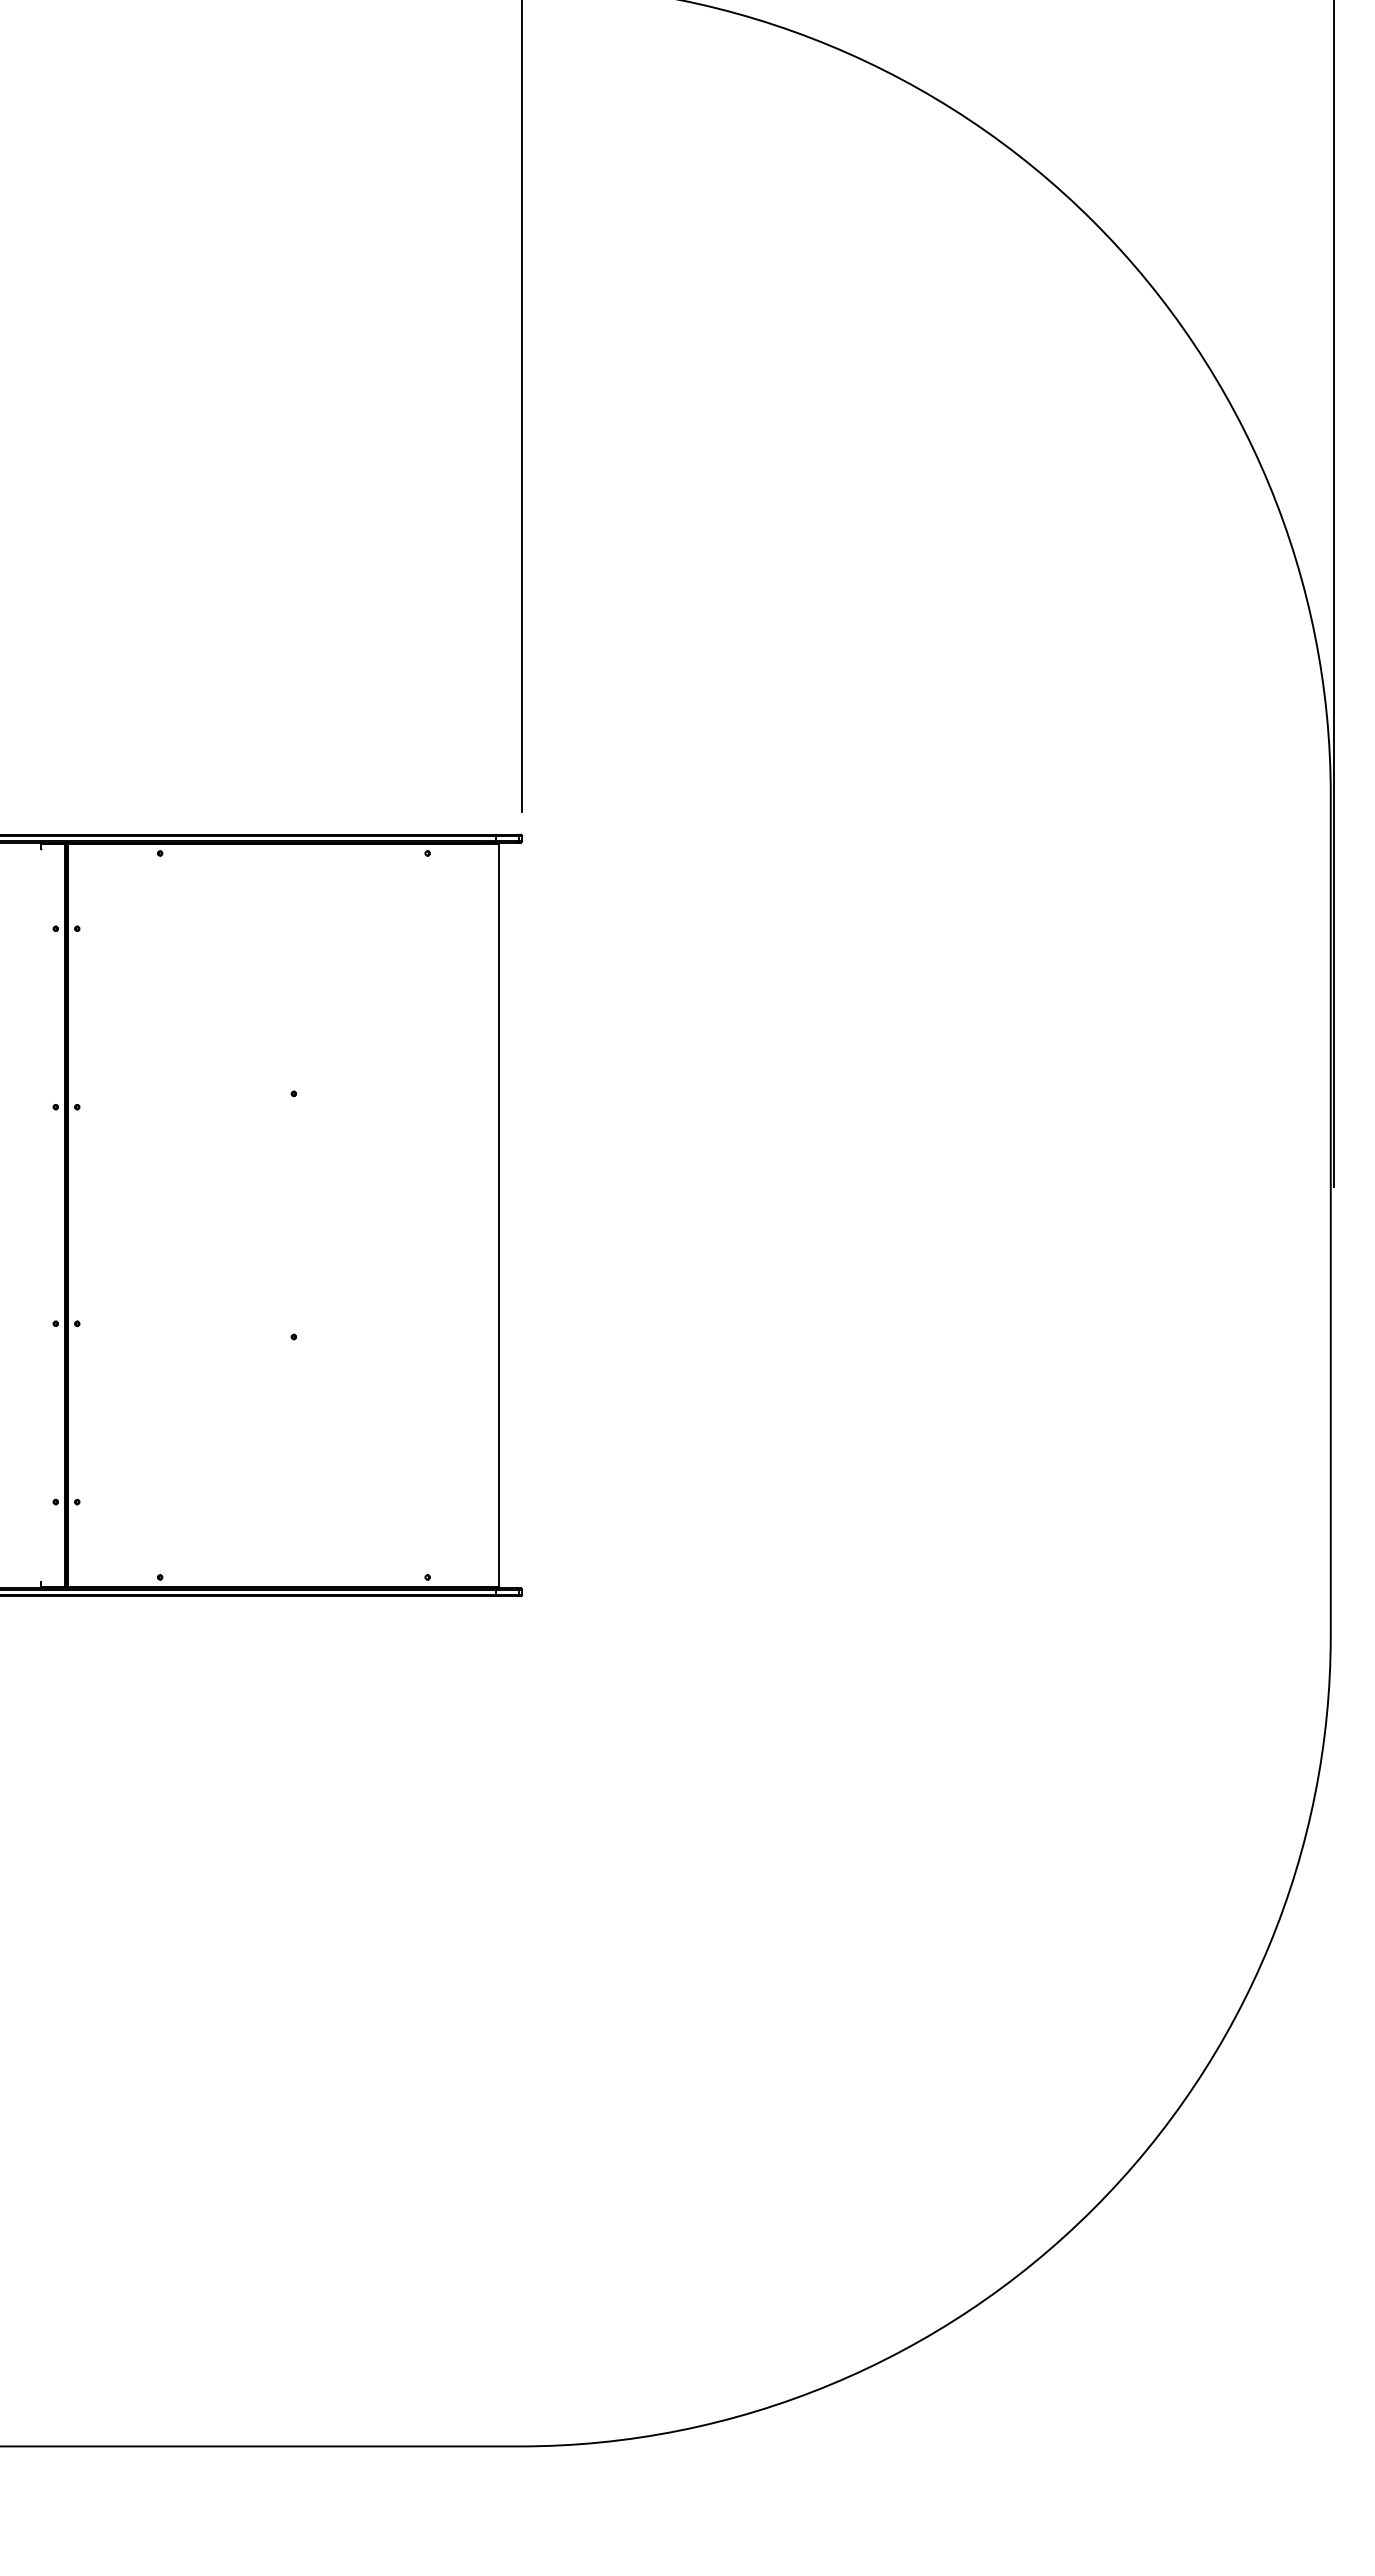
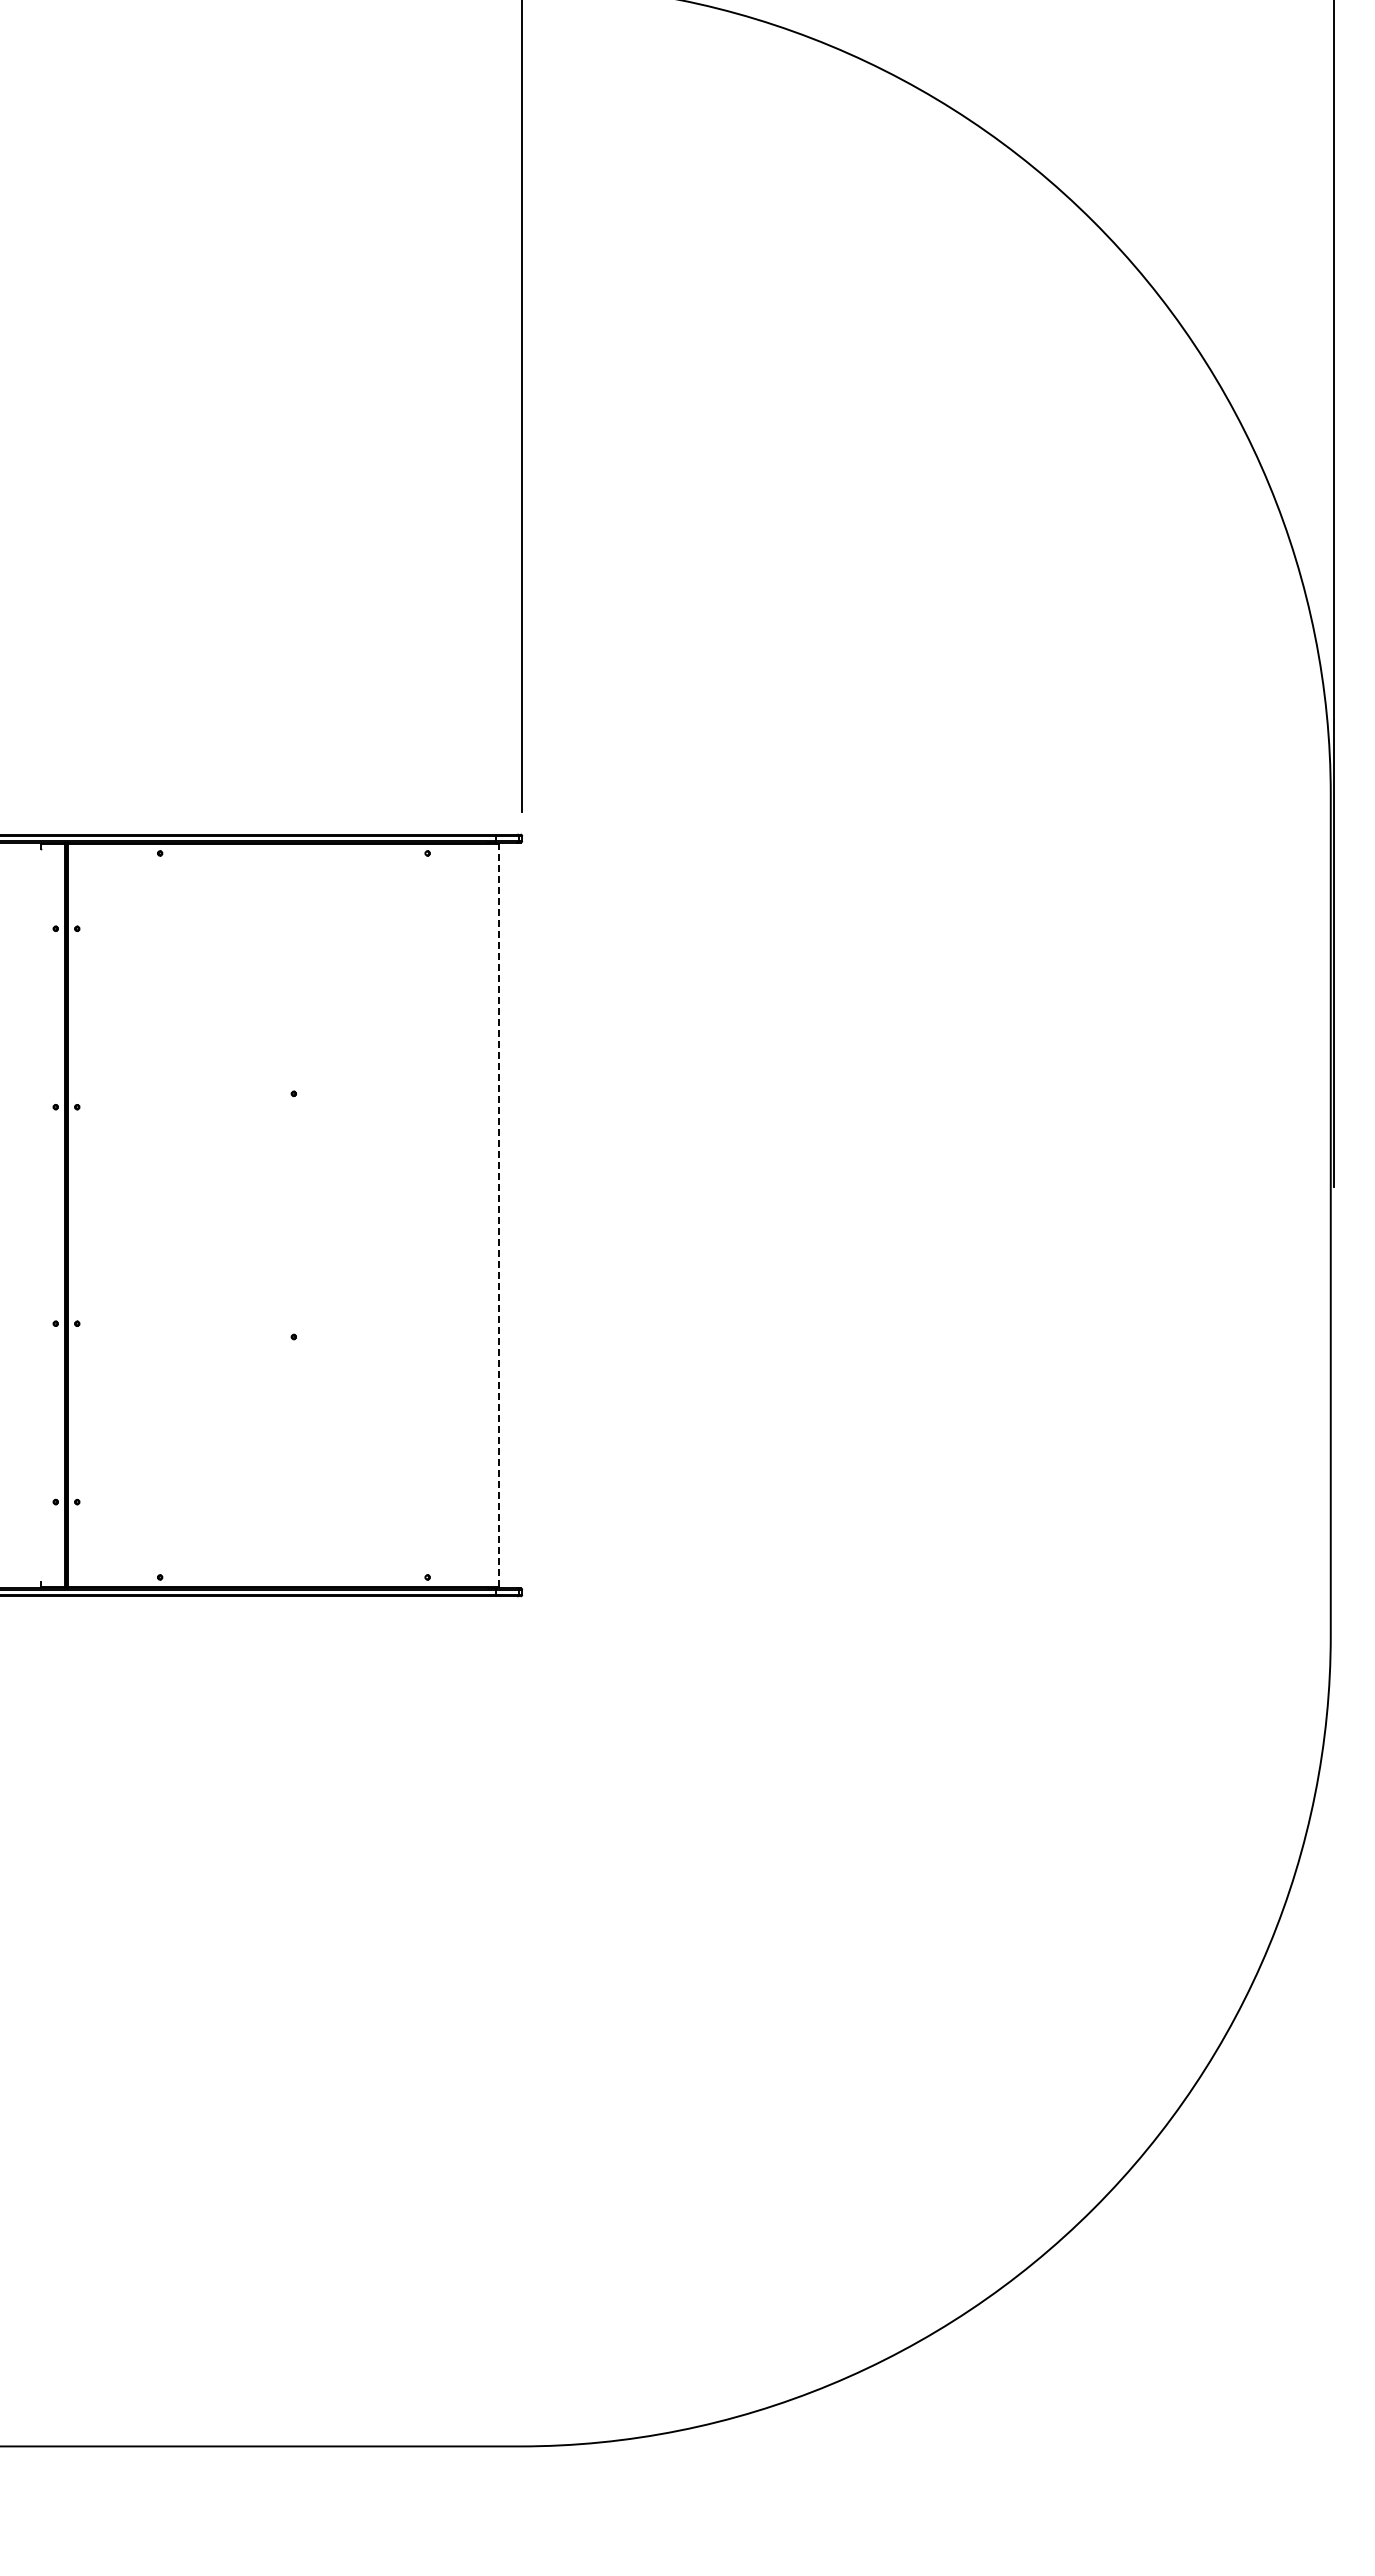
line: solid -> dashed (498, 1214)
